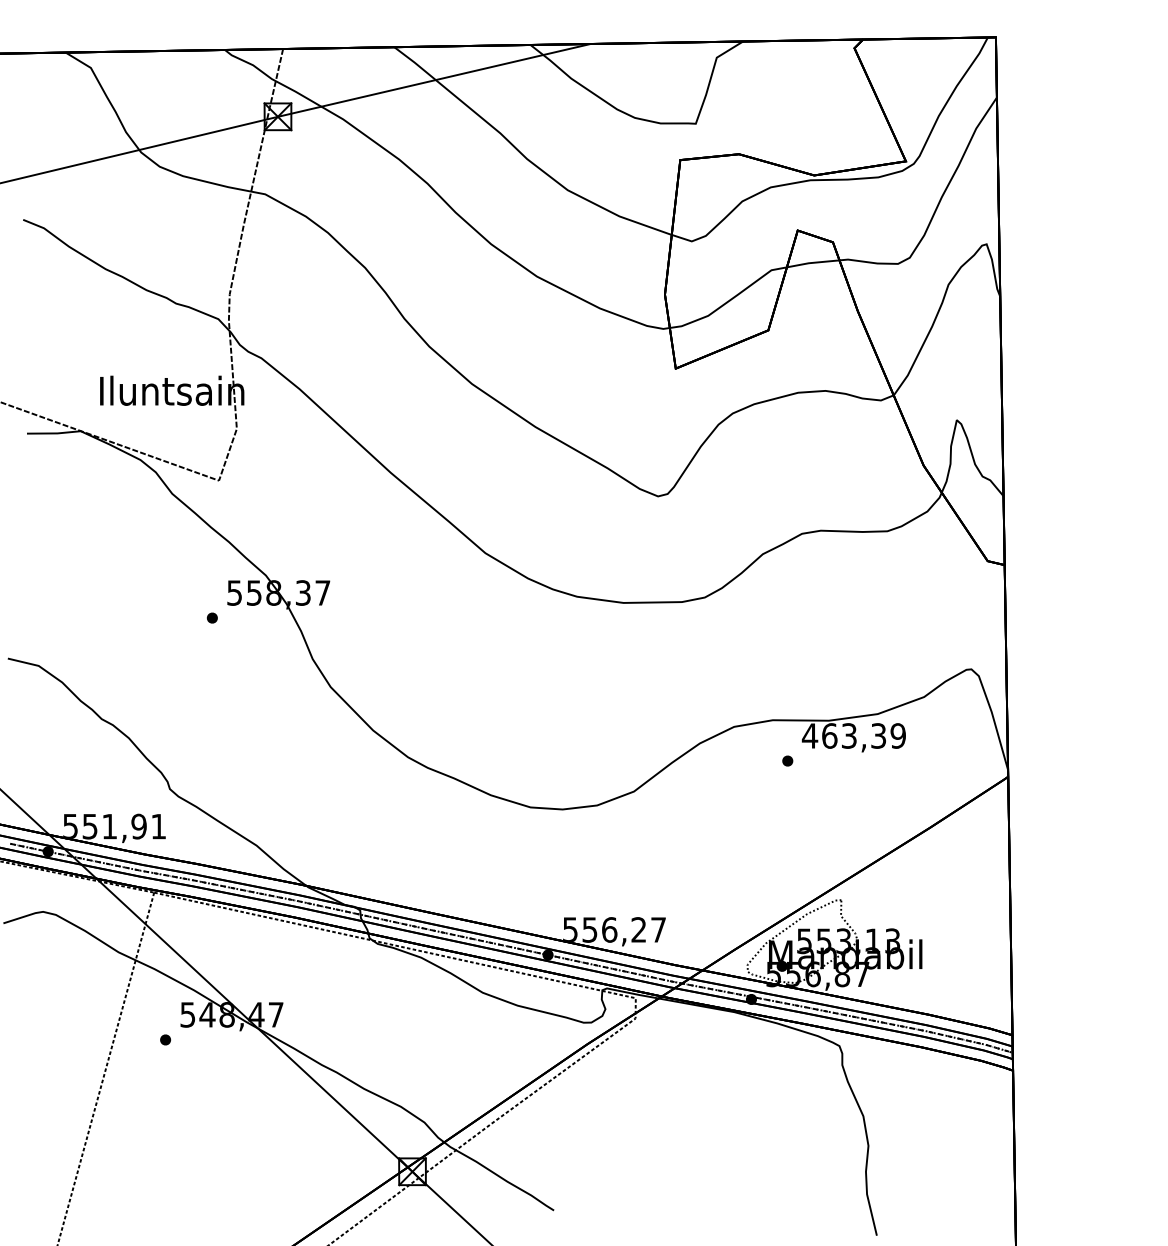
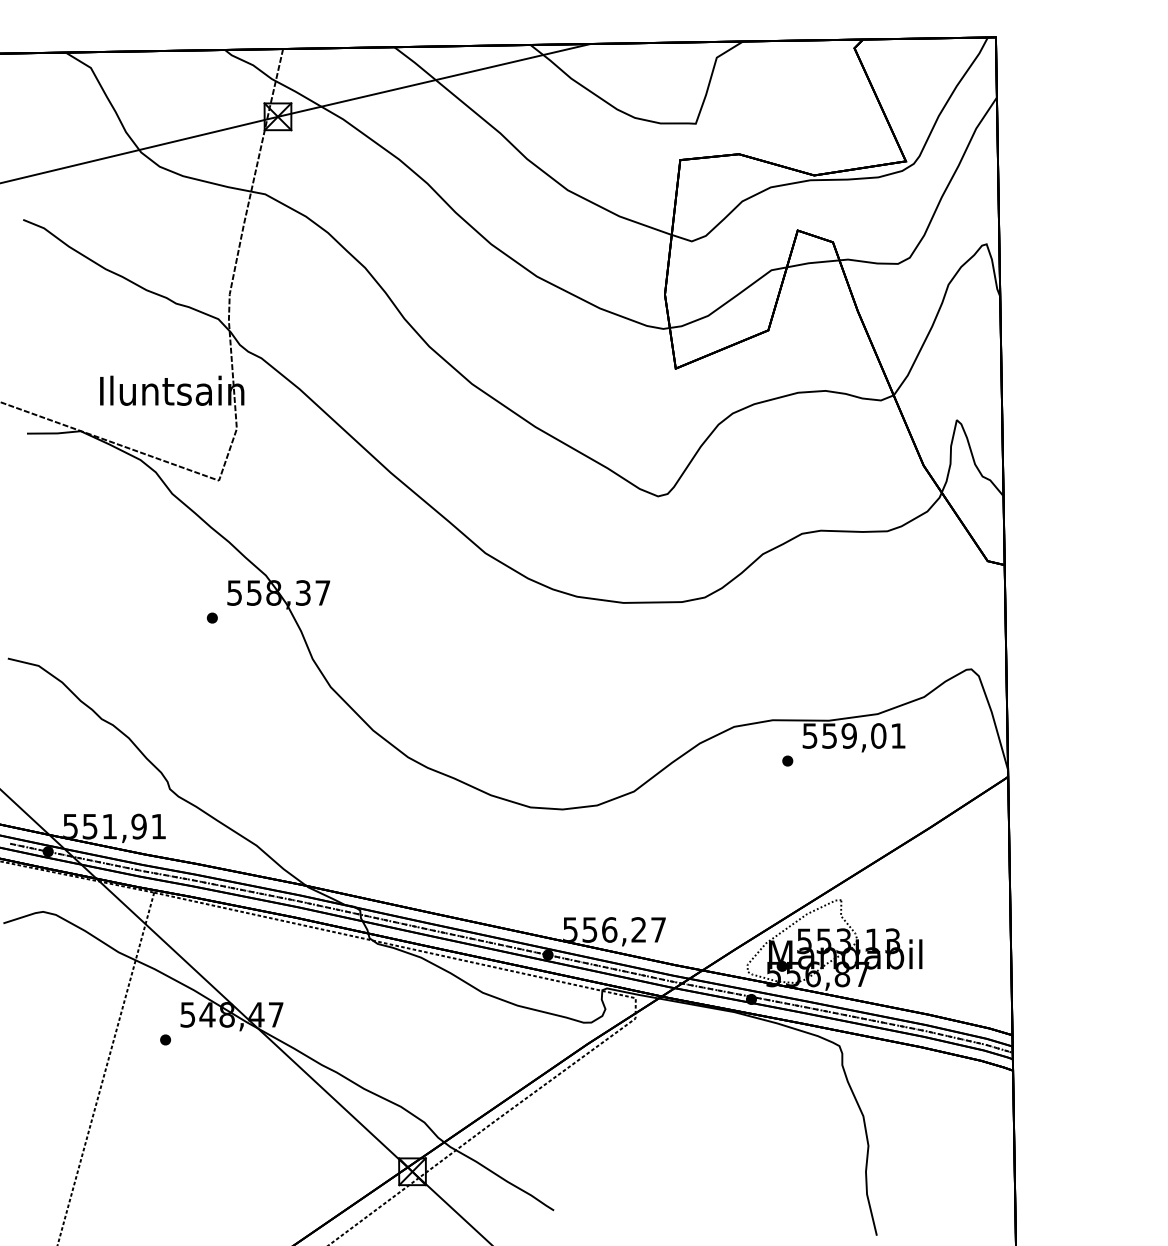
text: 463,39 -> 559,01 (853, 735)
